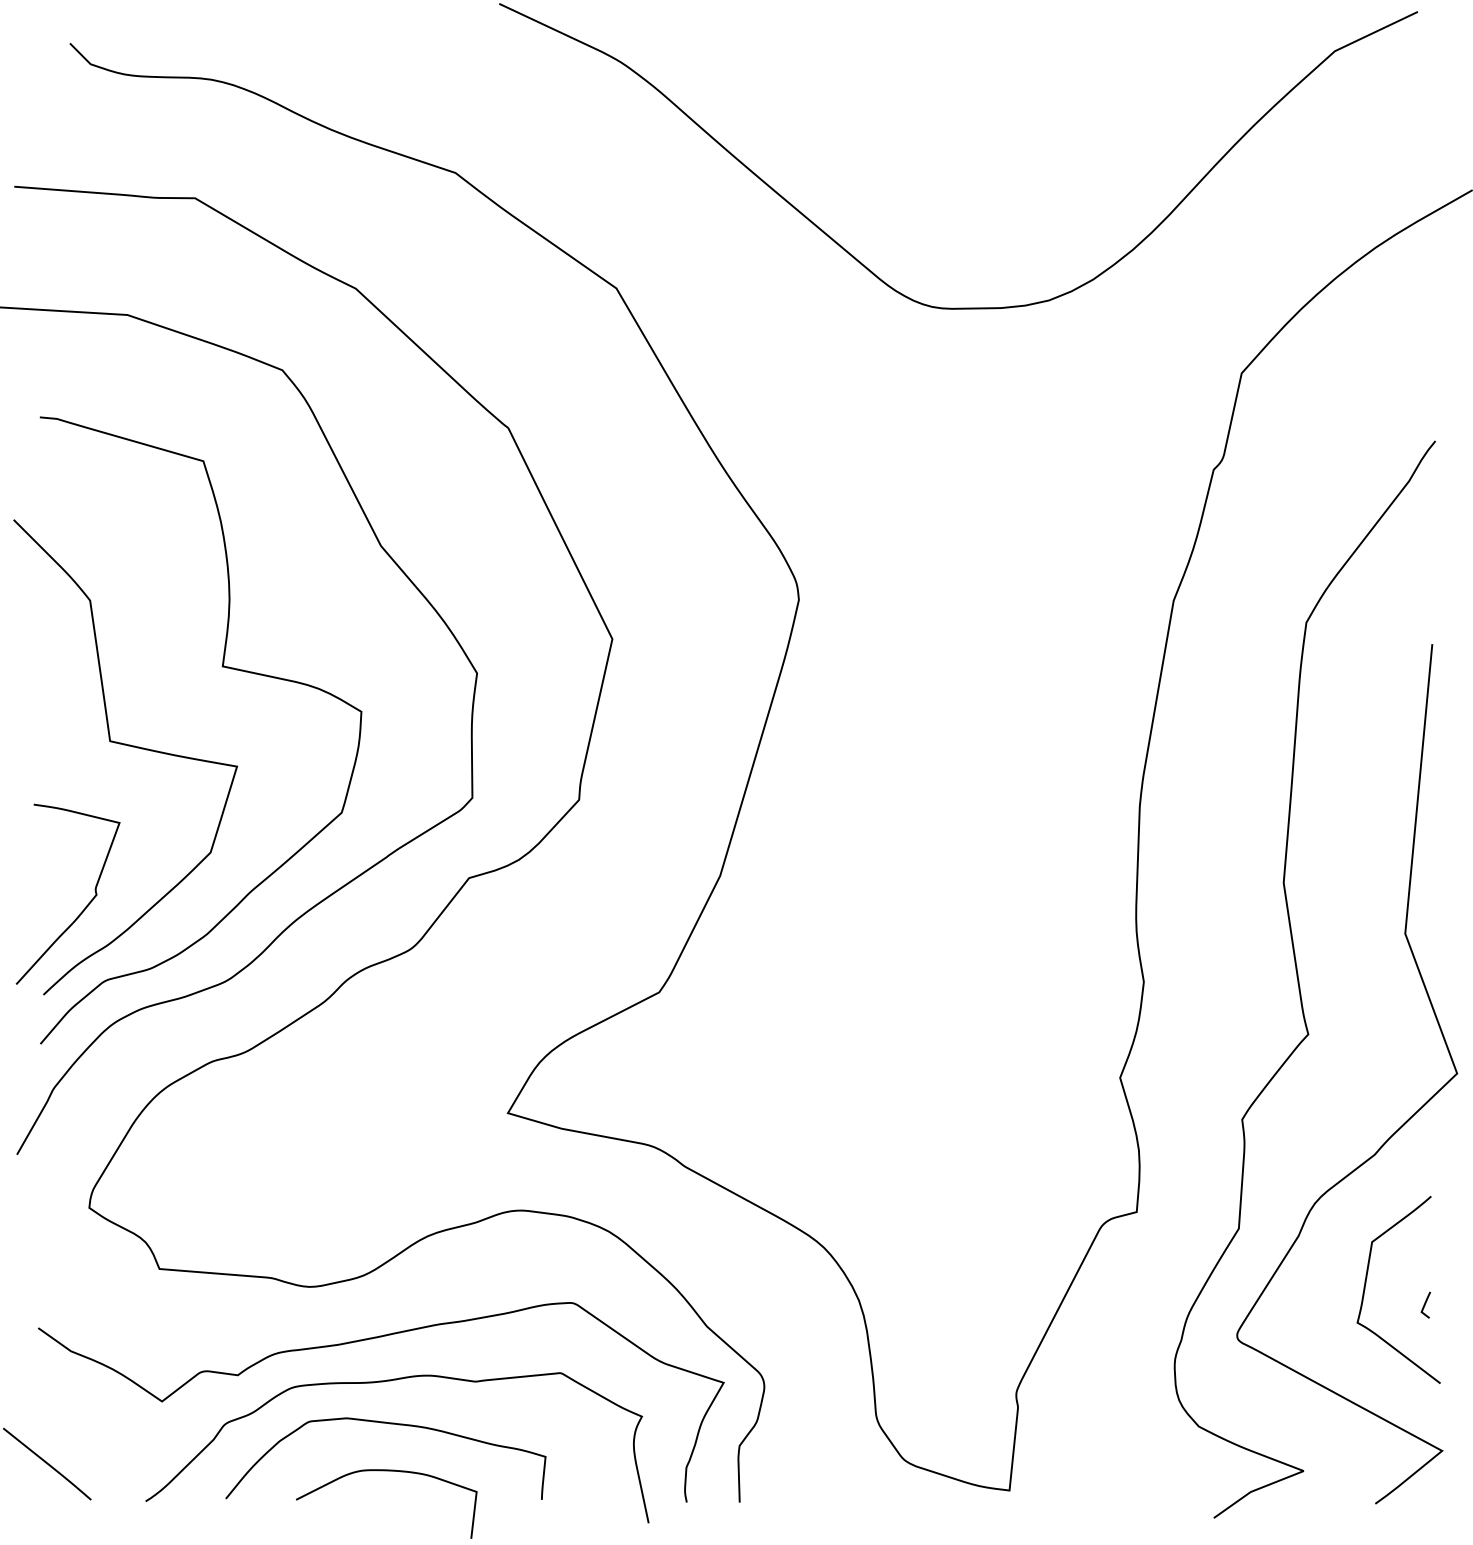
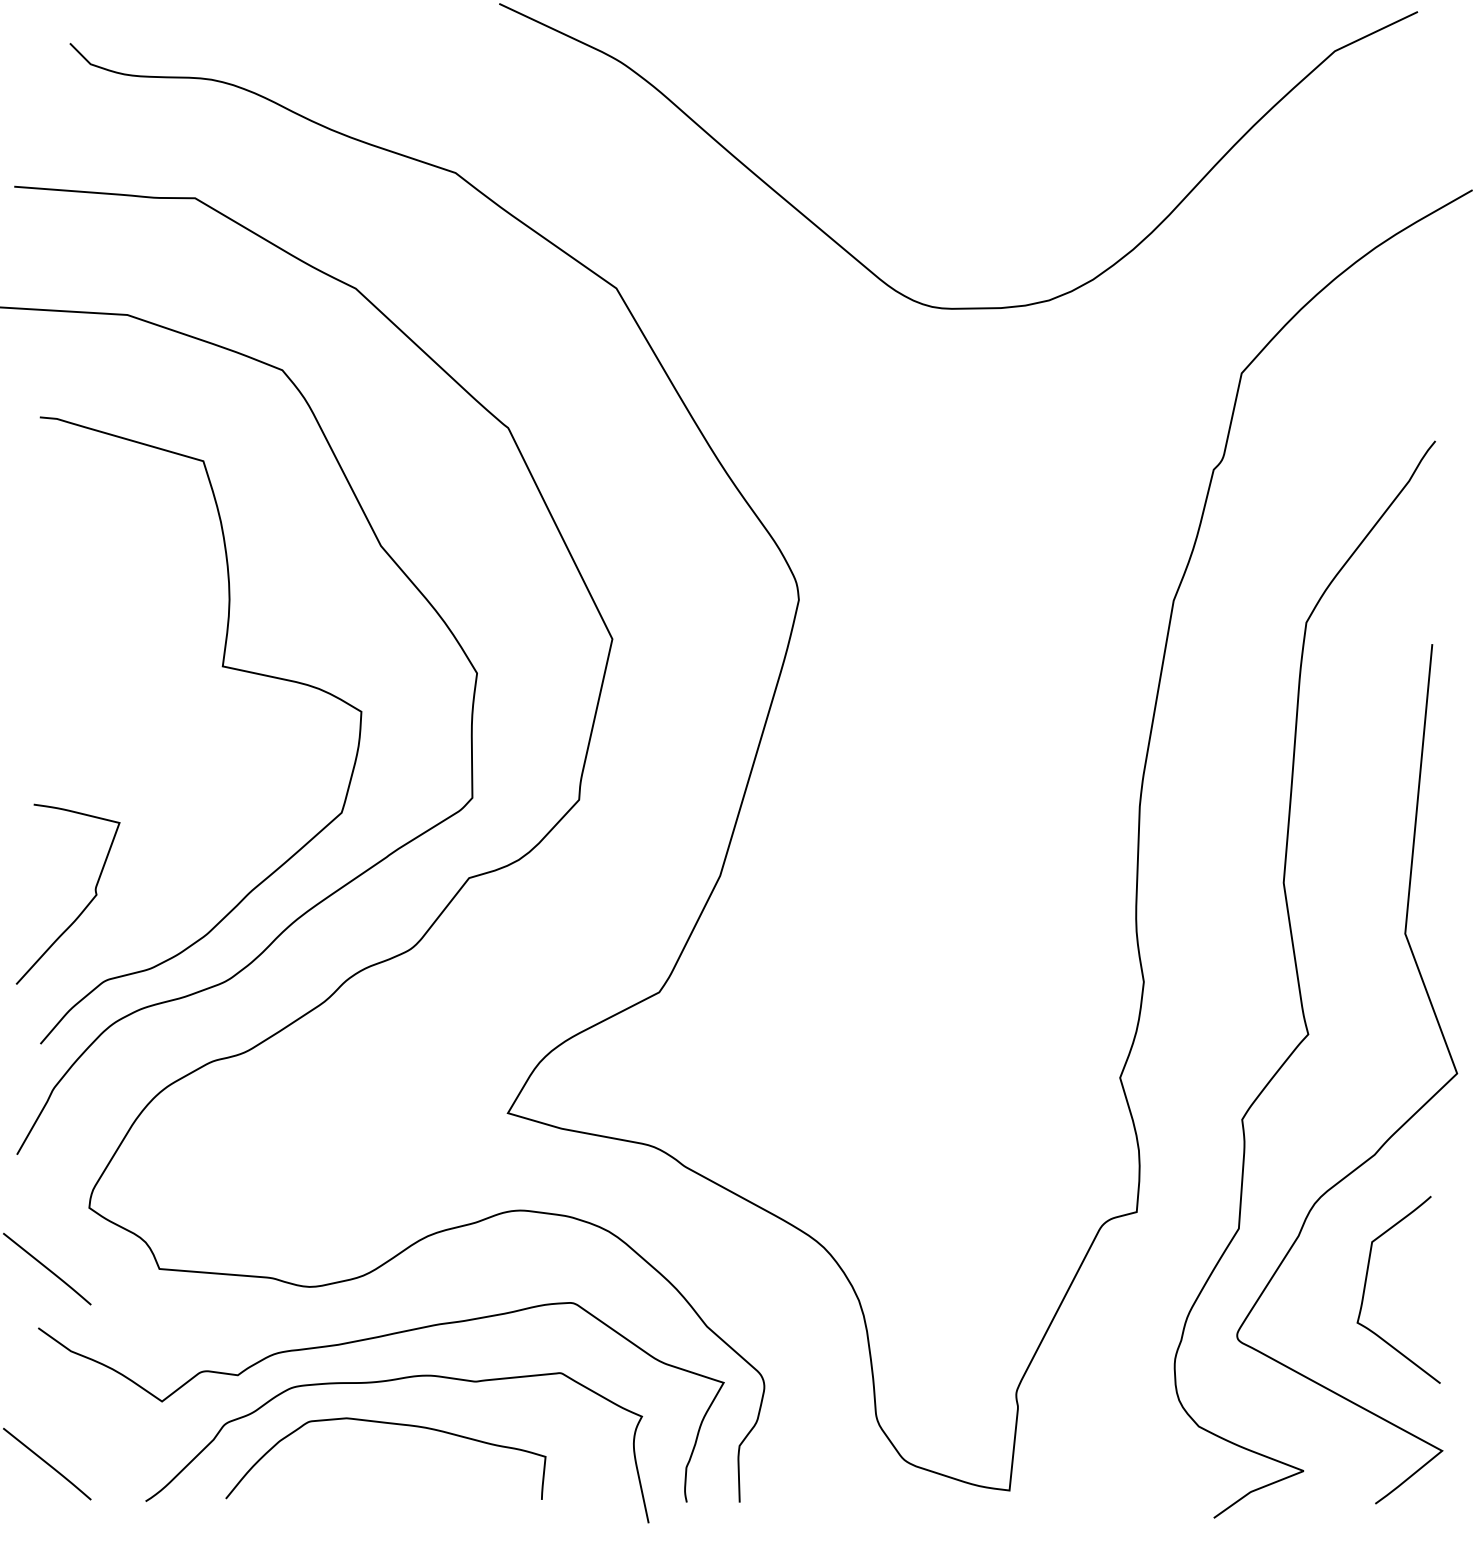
curve: present -> none (128, 746)
line: none -> present (47, 1268)
line: present -> none (1425, 1304)
curve: present -> none (386, 1471)
